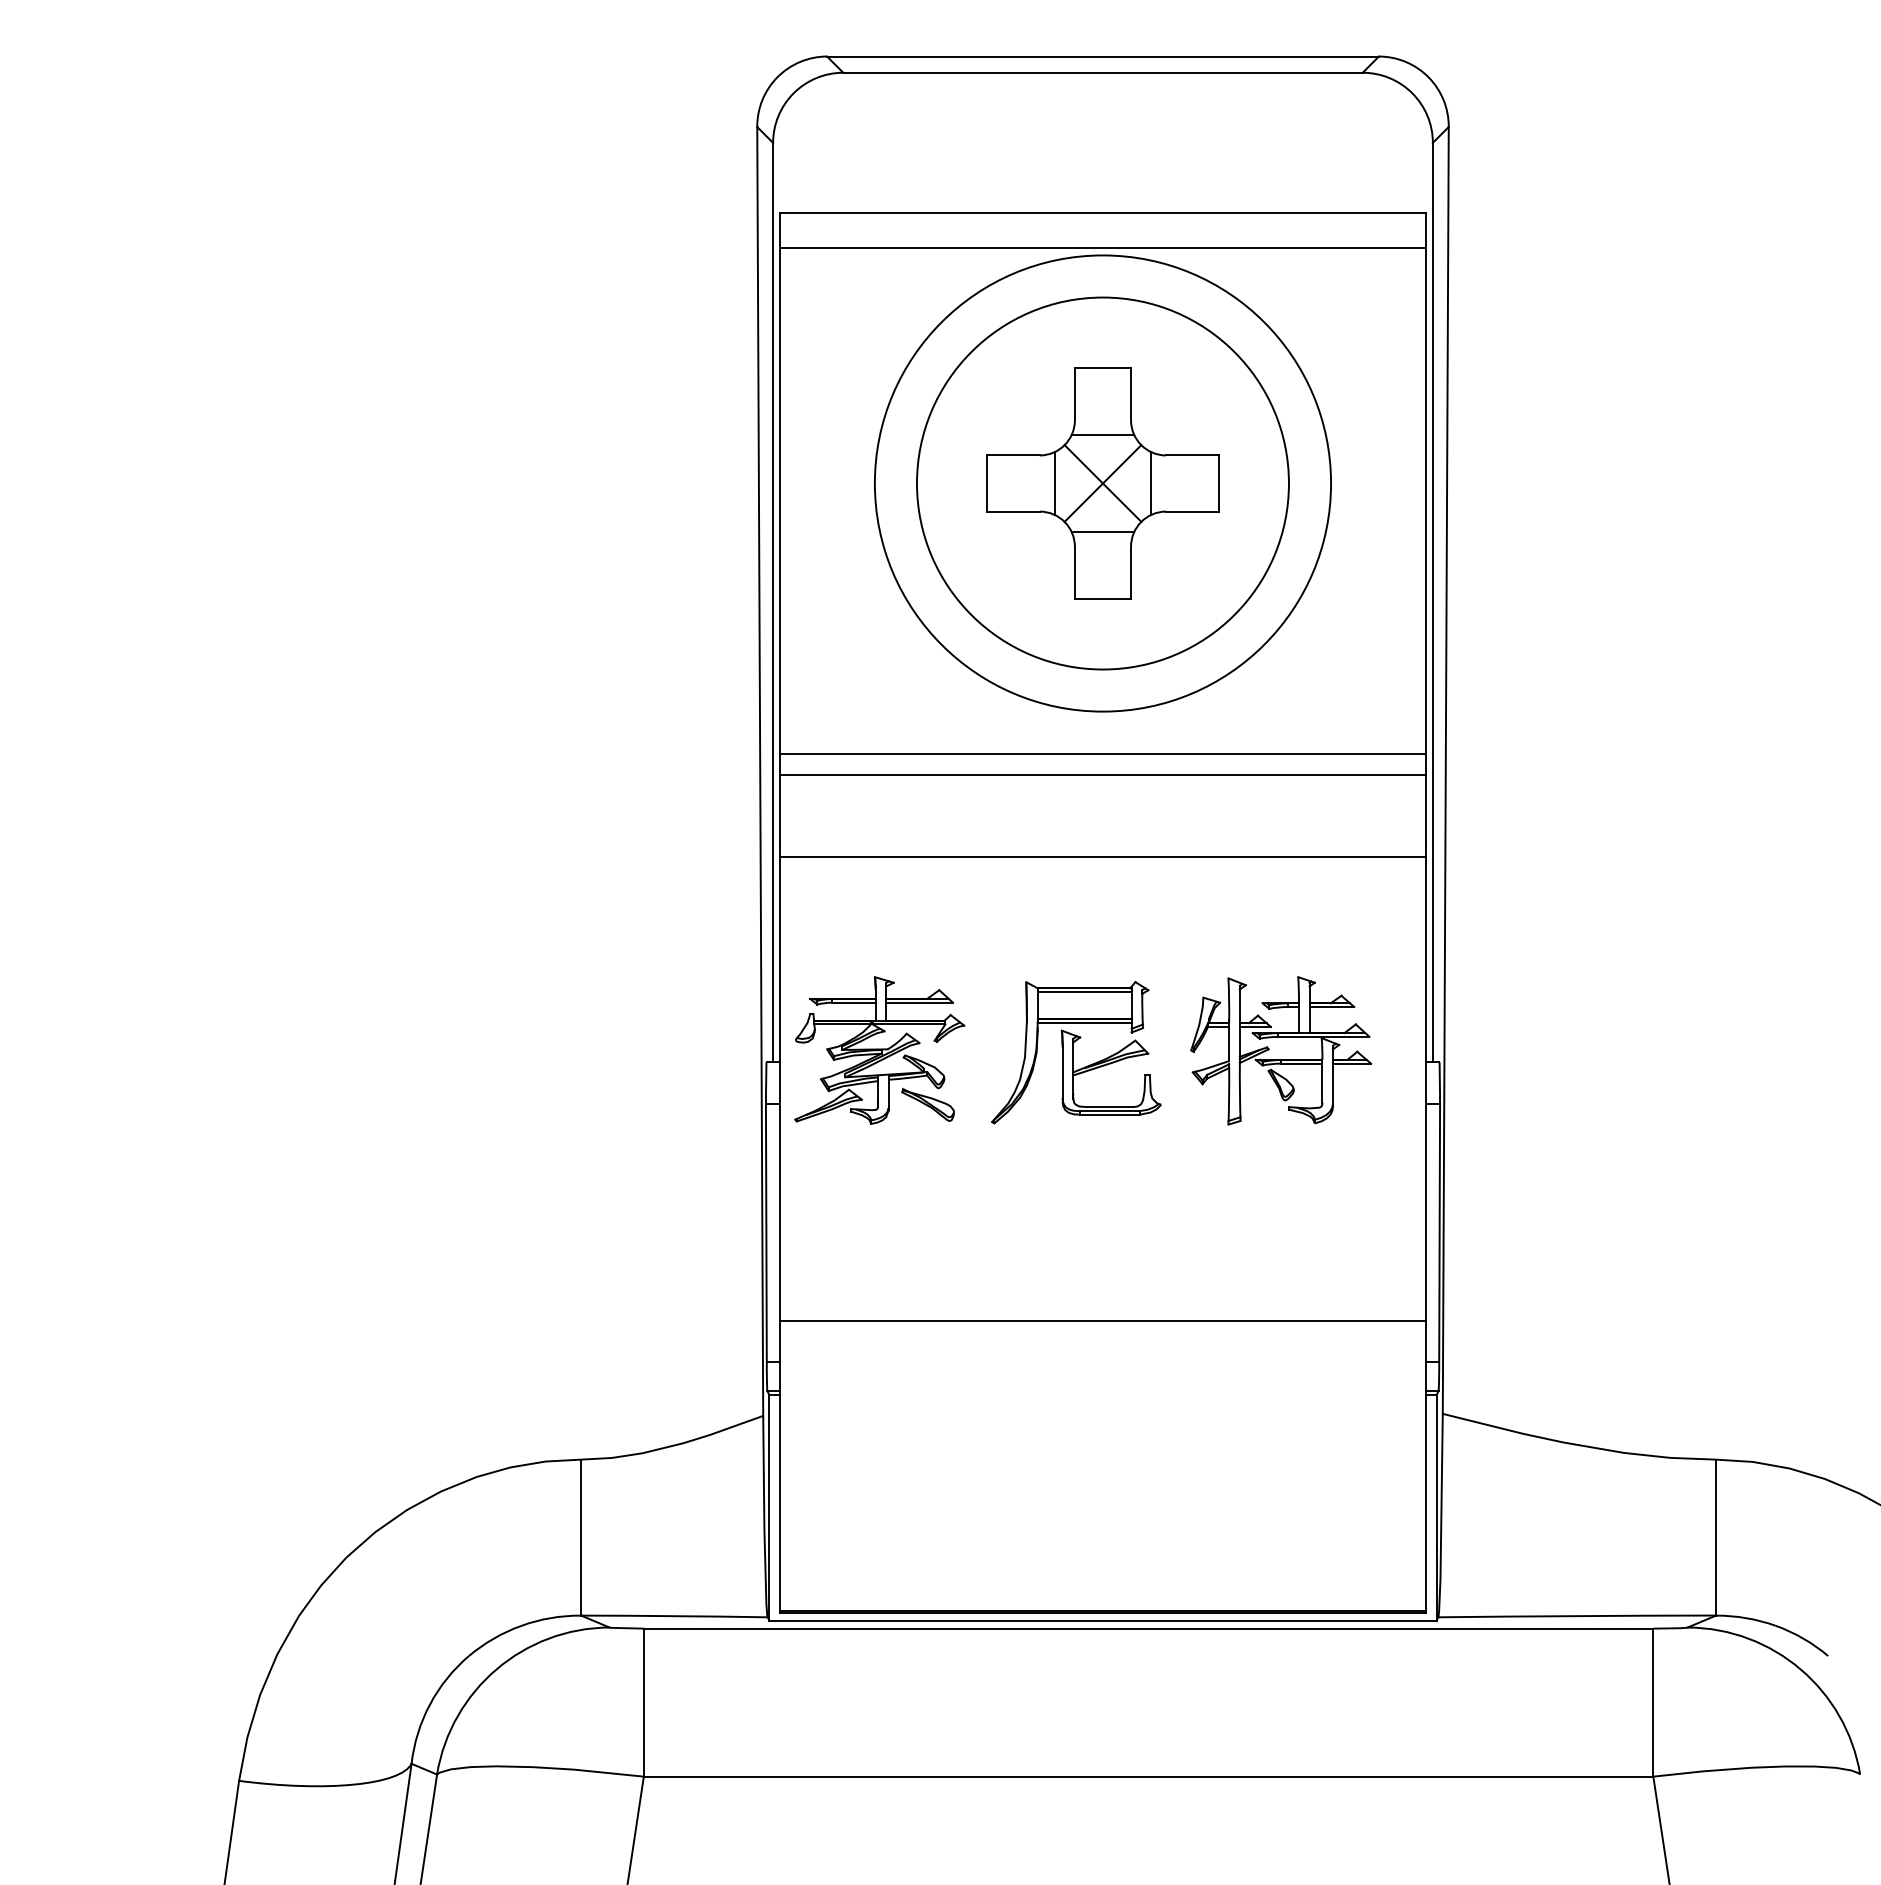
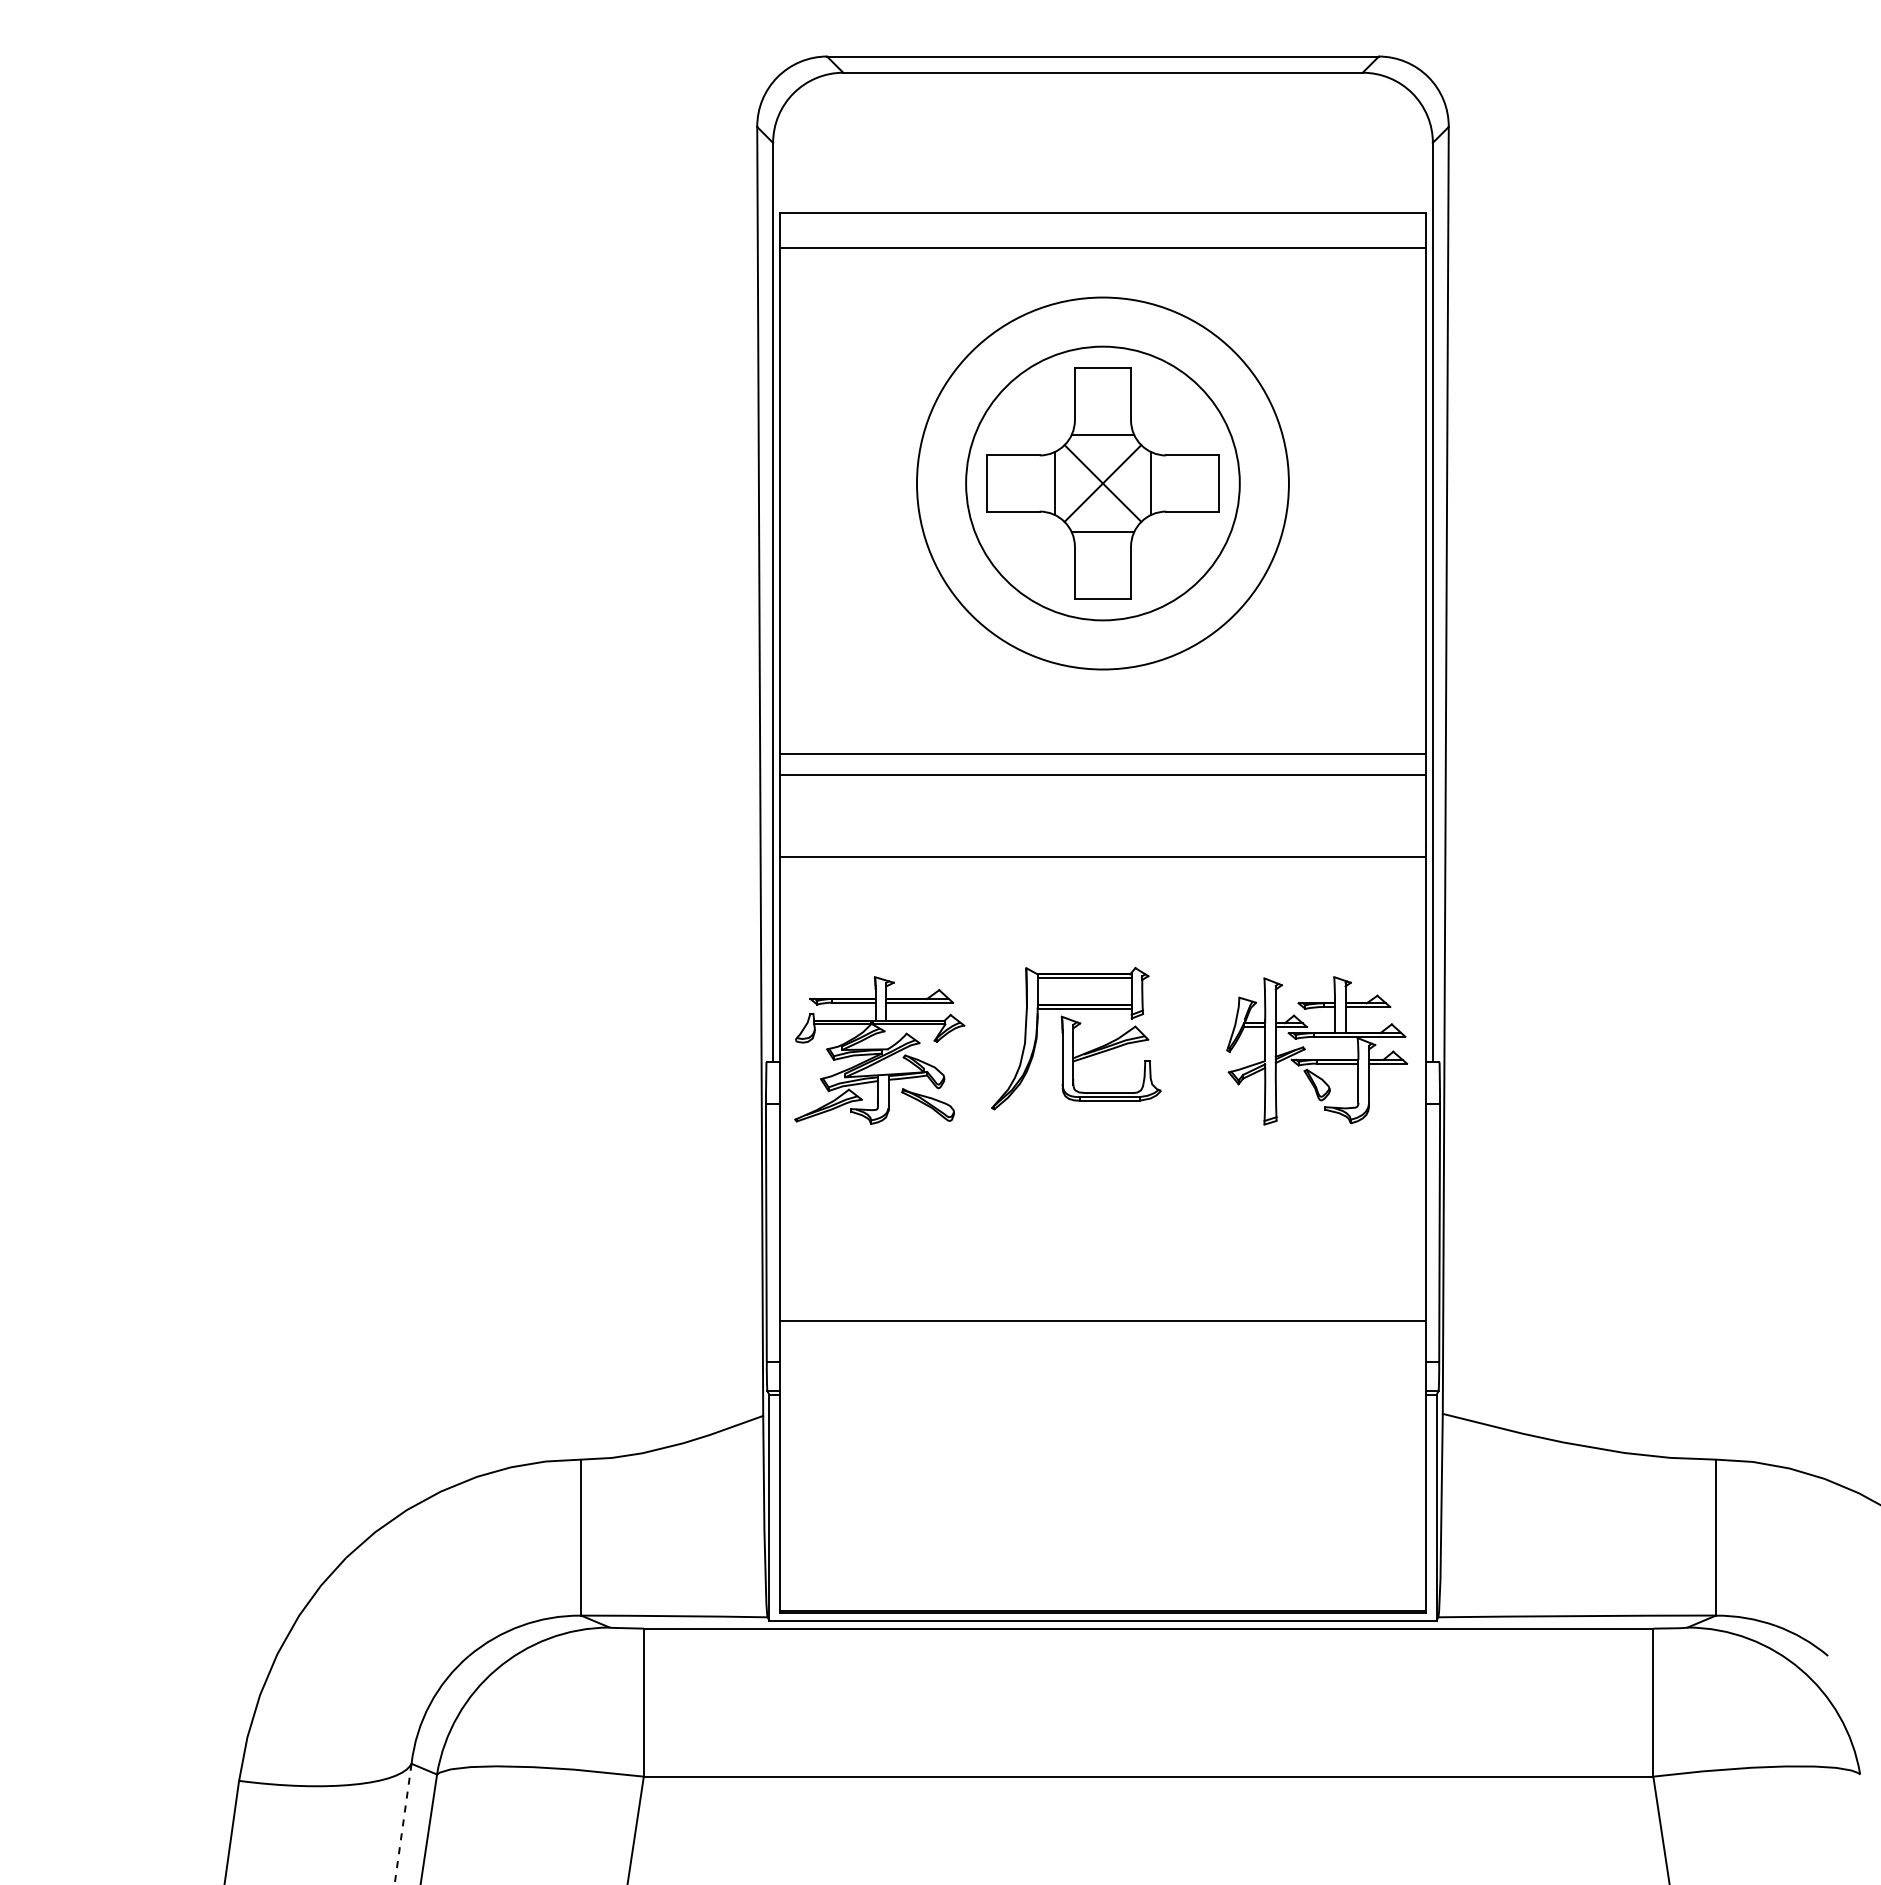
circle diameter: 456 px -> 274 px (1102, 483)
part position: (1076, 1052) -> (1076, 1038) (1076, 1038)
part position: (1281, 1059) -> (1317, 1059) (1317, 1059)
line: solid -> dashed (403, 1824)
